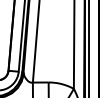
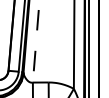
line: solid -> dashed (36, 41)
